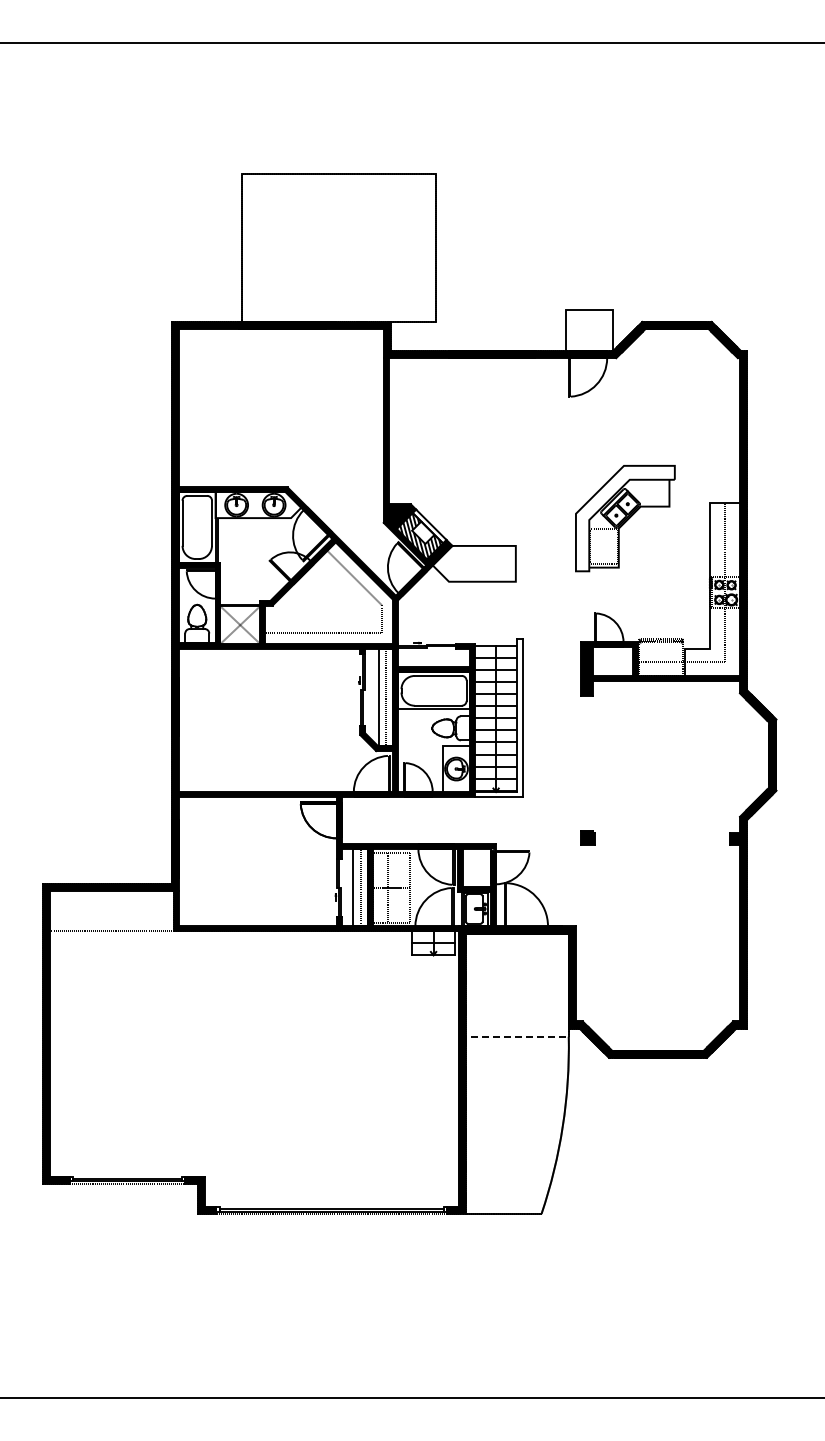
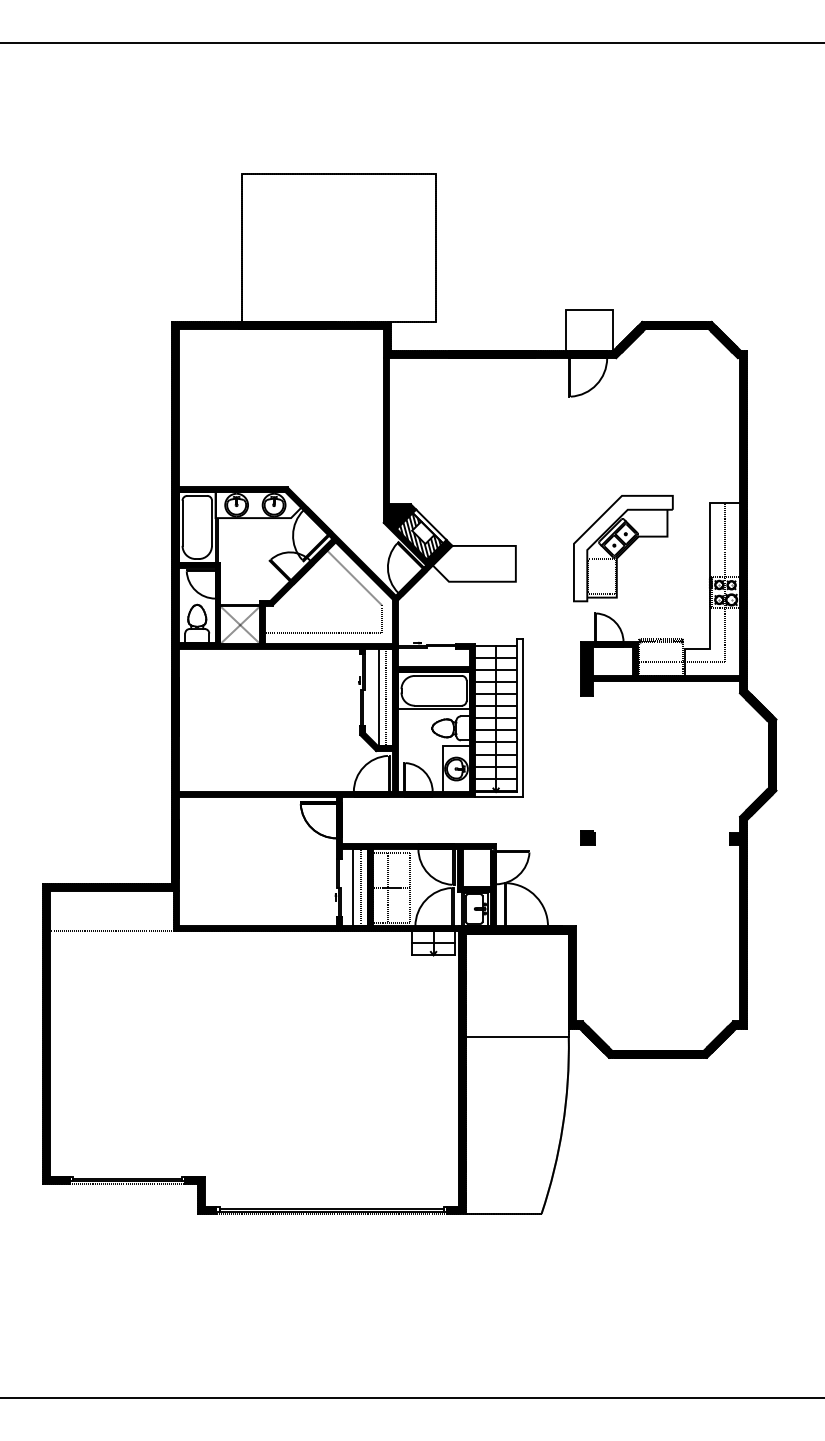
part position: (625, 518) -> (623, 548) (623, 548)
line: dashed -> solid (521, 1036)
